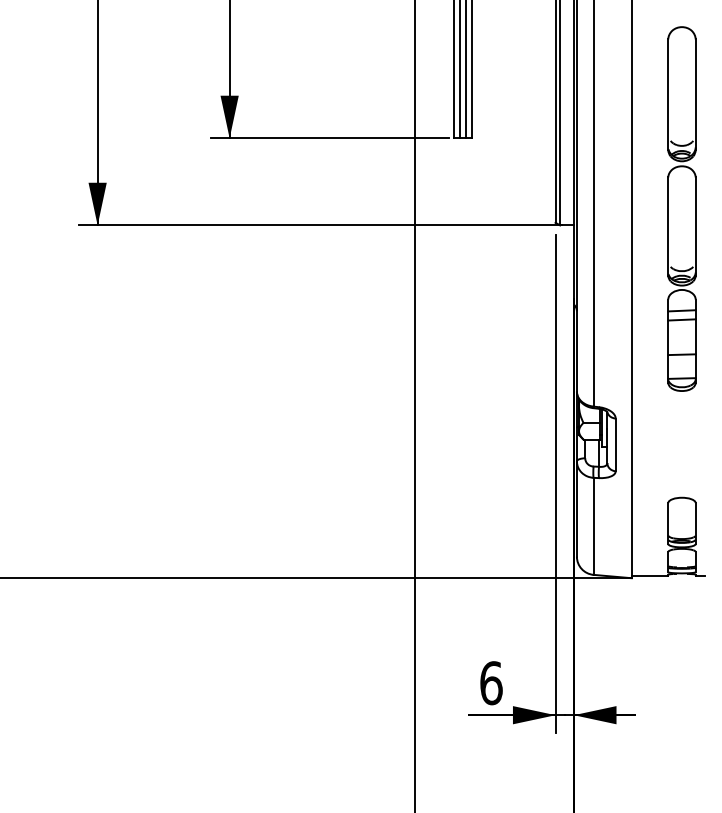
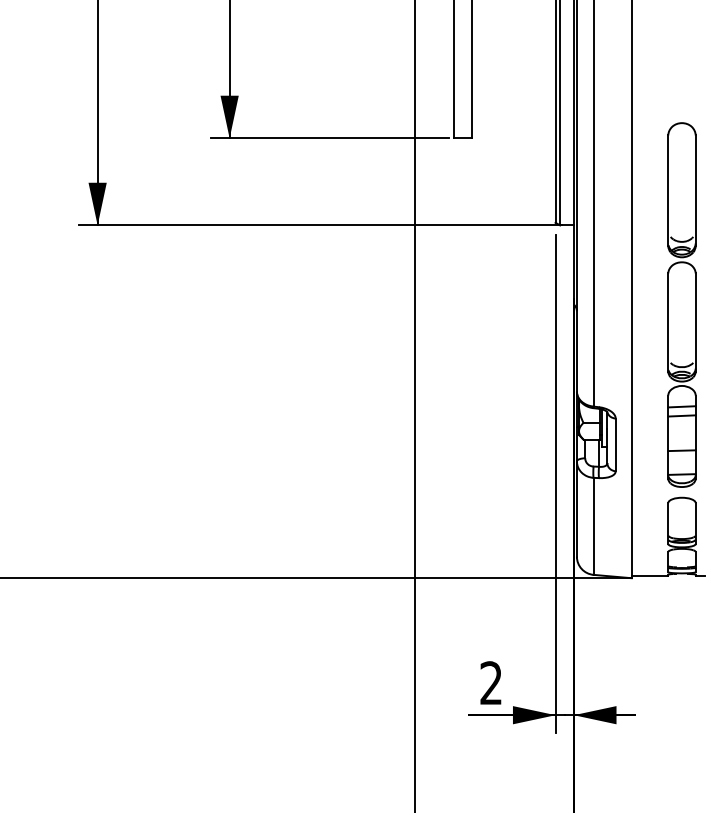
line: present -> none (459, 70)
line: present -> none (466, 70)
part position: (681, 208) -> (681, 304) (681, 304)
text: 6 -> 2 (491, 683)
